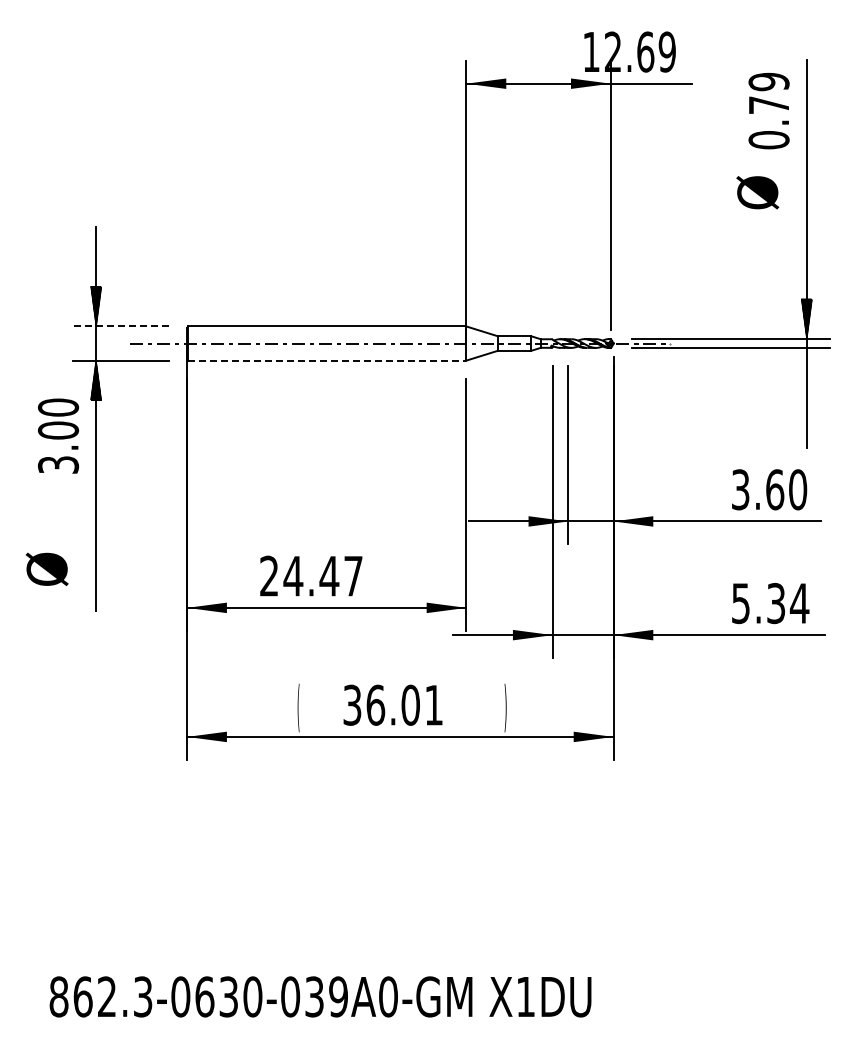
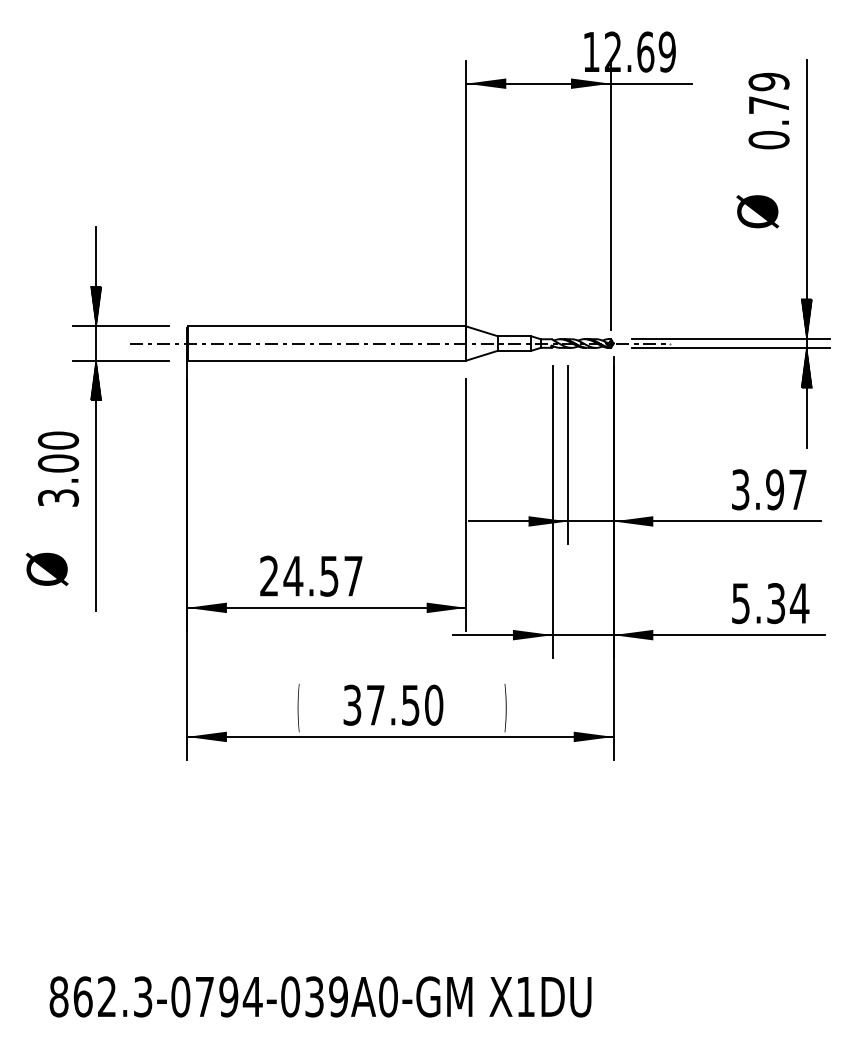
text position: (757, 192) -> (757, 211) (757, 211)
line: dashed -> solid (121, 326)
line: dashed -> solid (327, 360)
hatch: none -> present (806, 367)
text position: (58, 435) -> (58, 468) (58, 468)
text: 3.60 -> 3.97 (786, 489)
text: 24.47 -> 24.57 (329, 576)
text: 36.01 -> 37.50 (404, 704)
text: 862.3-0630-039A0-GM -> 862.3-0794-039A0-GM (228, 996)
